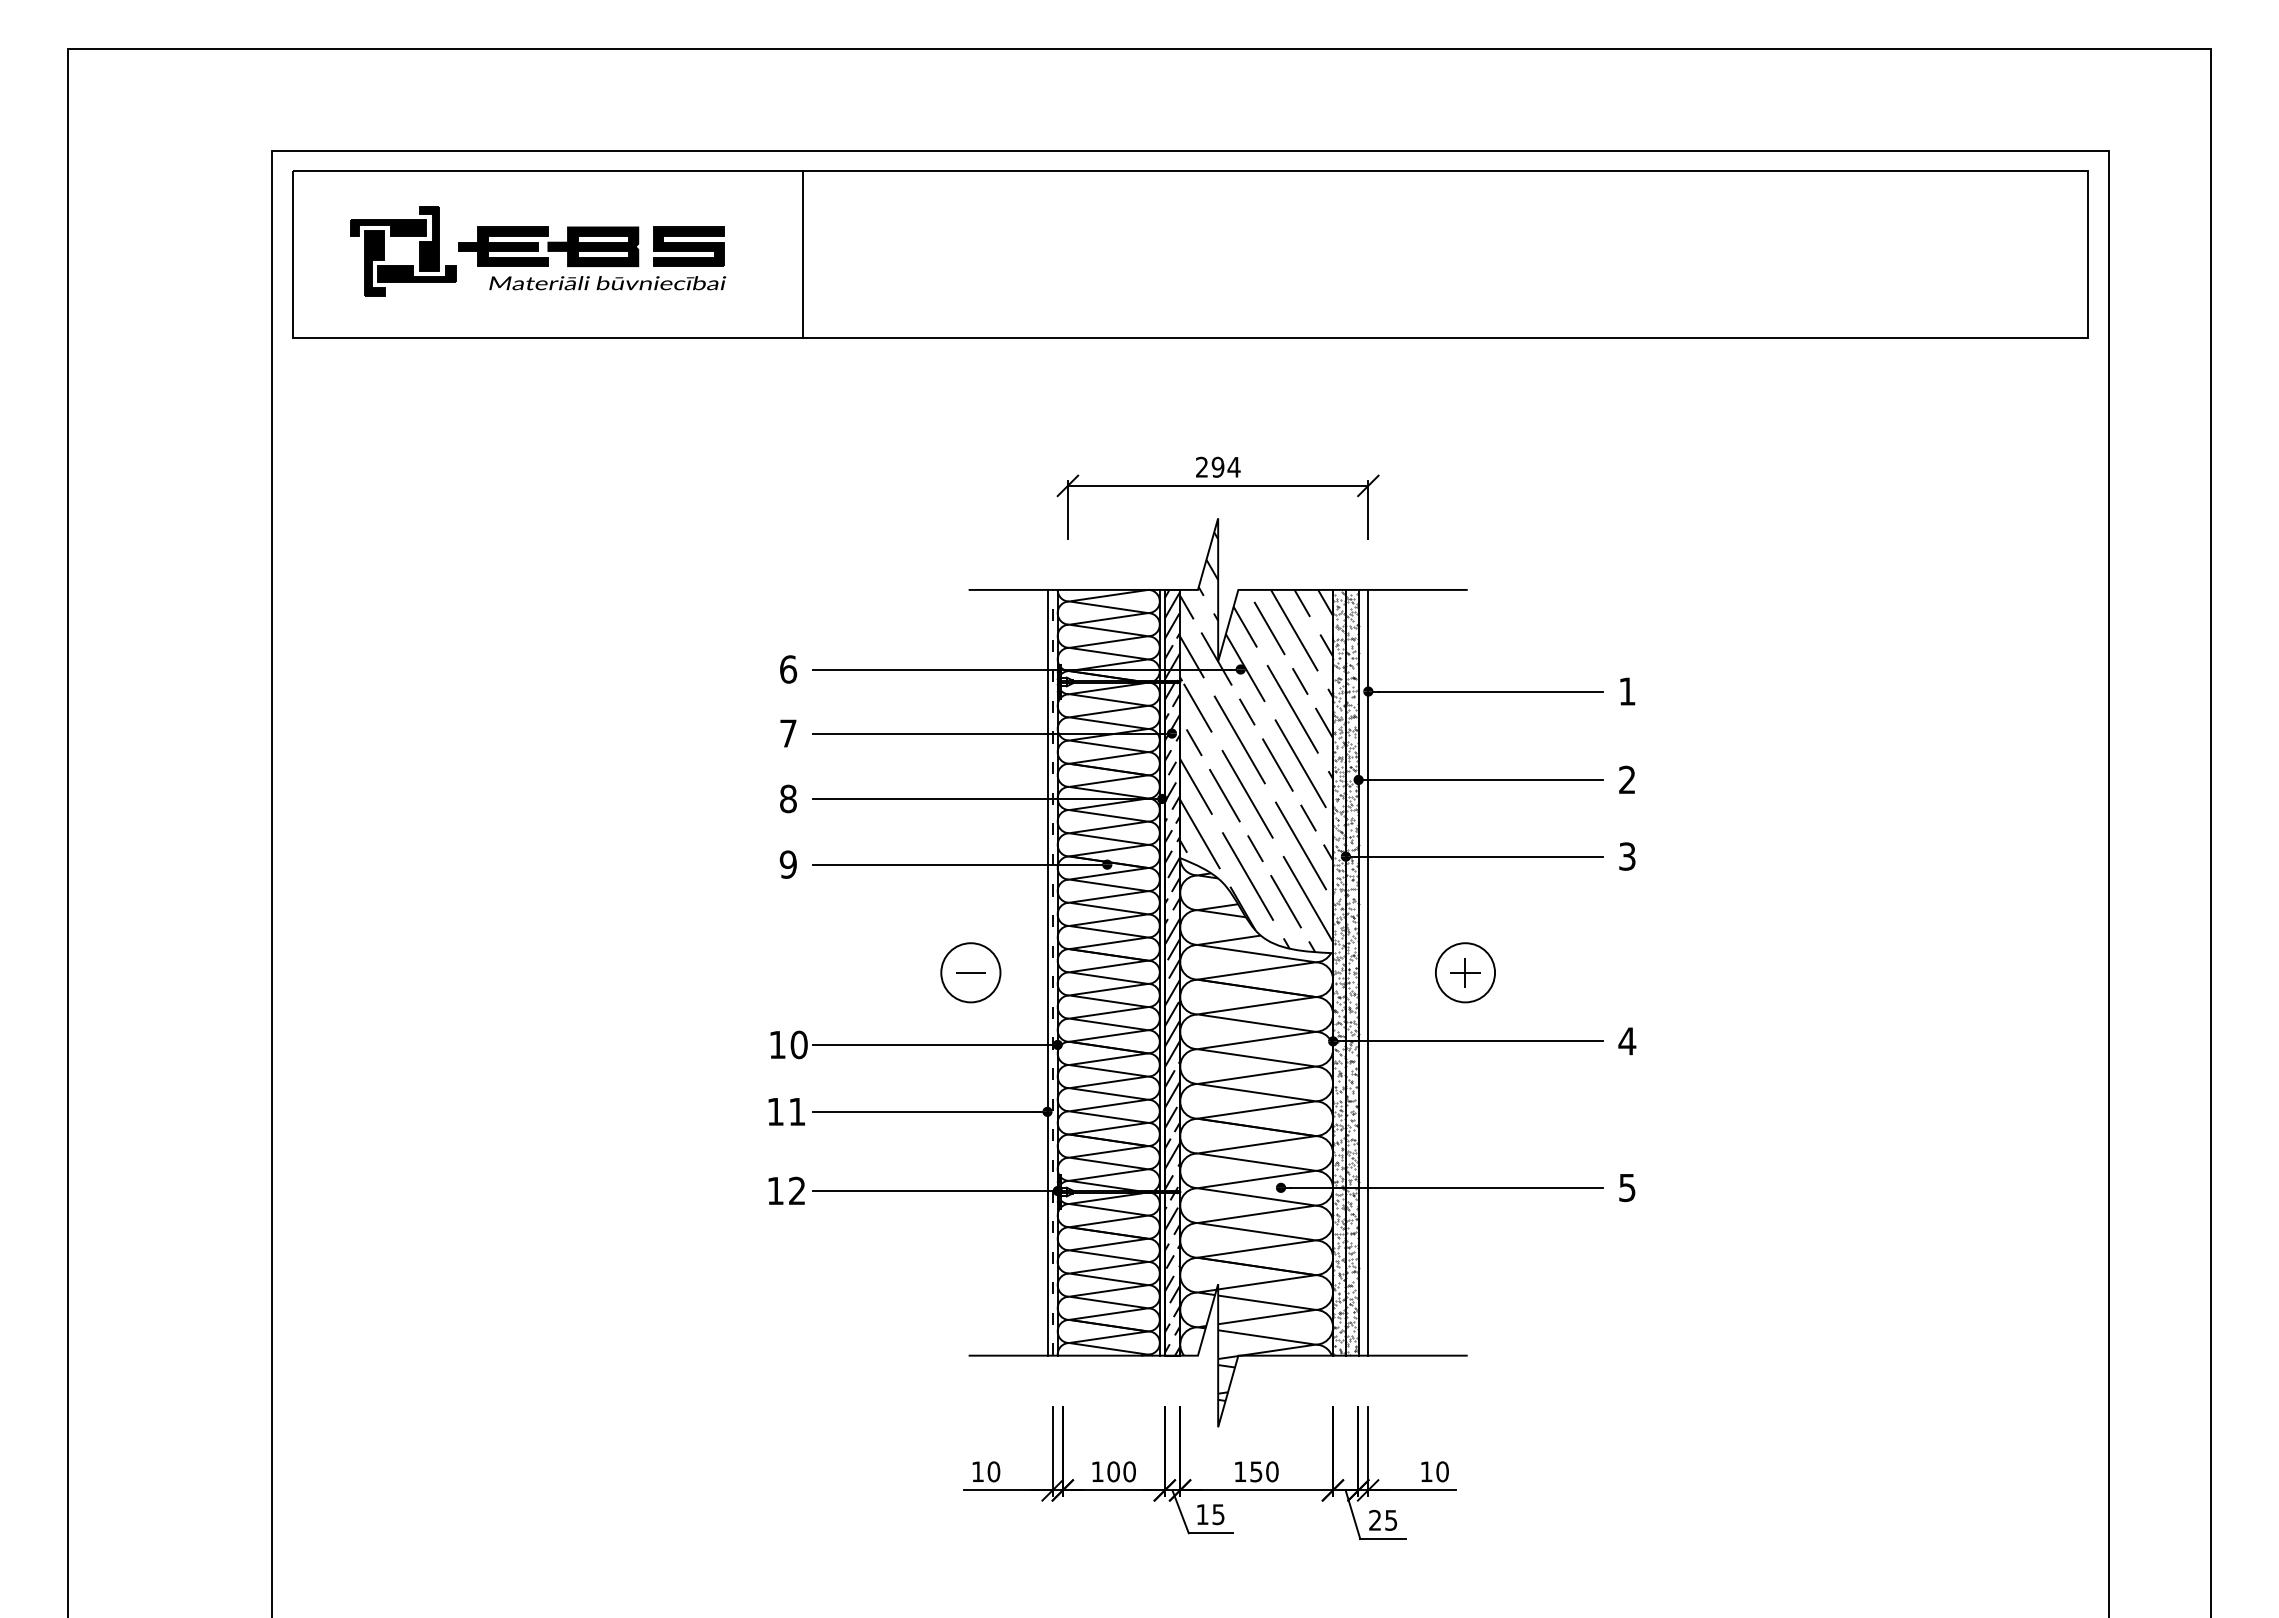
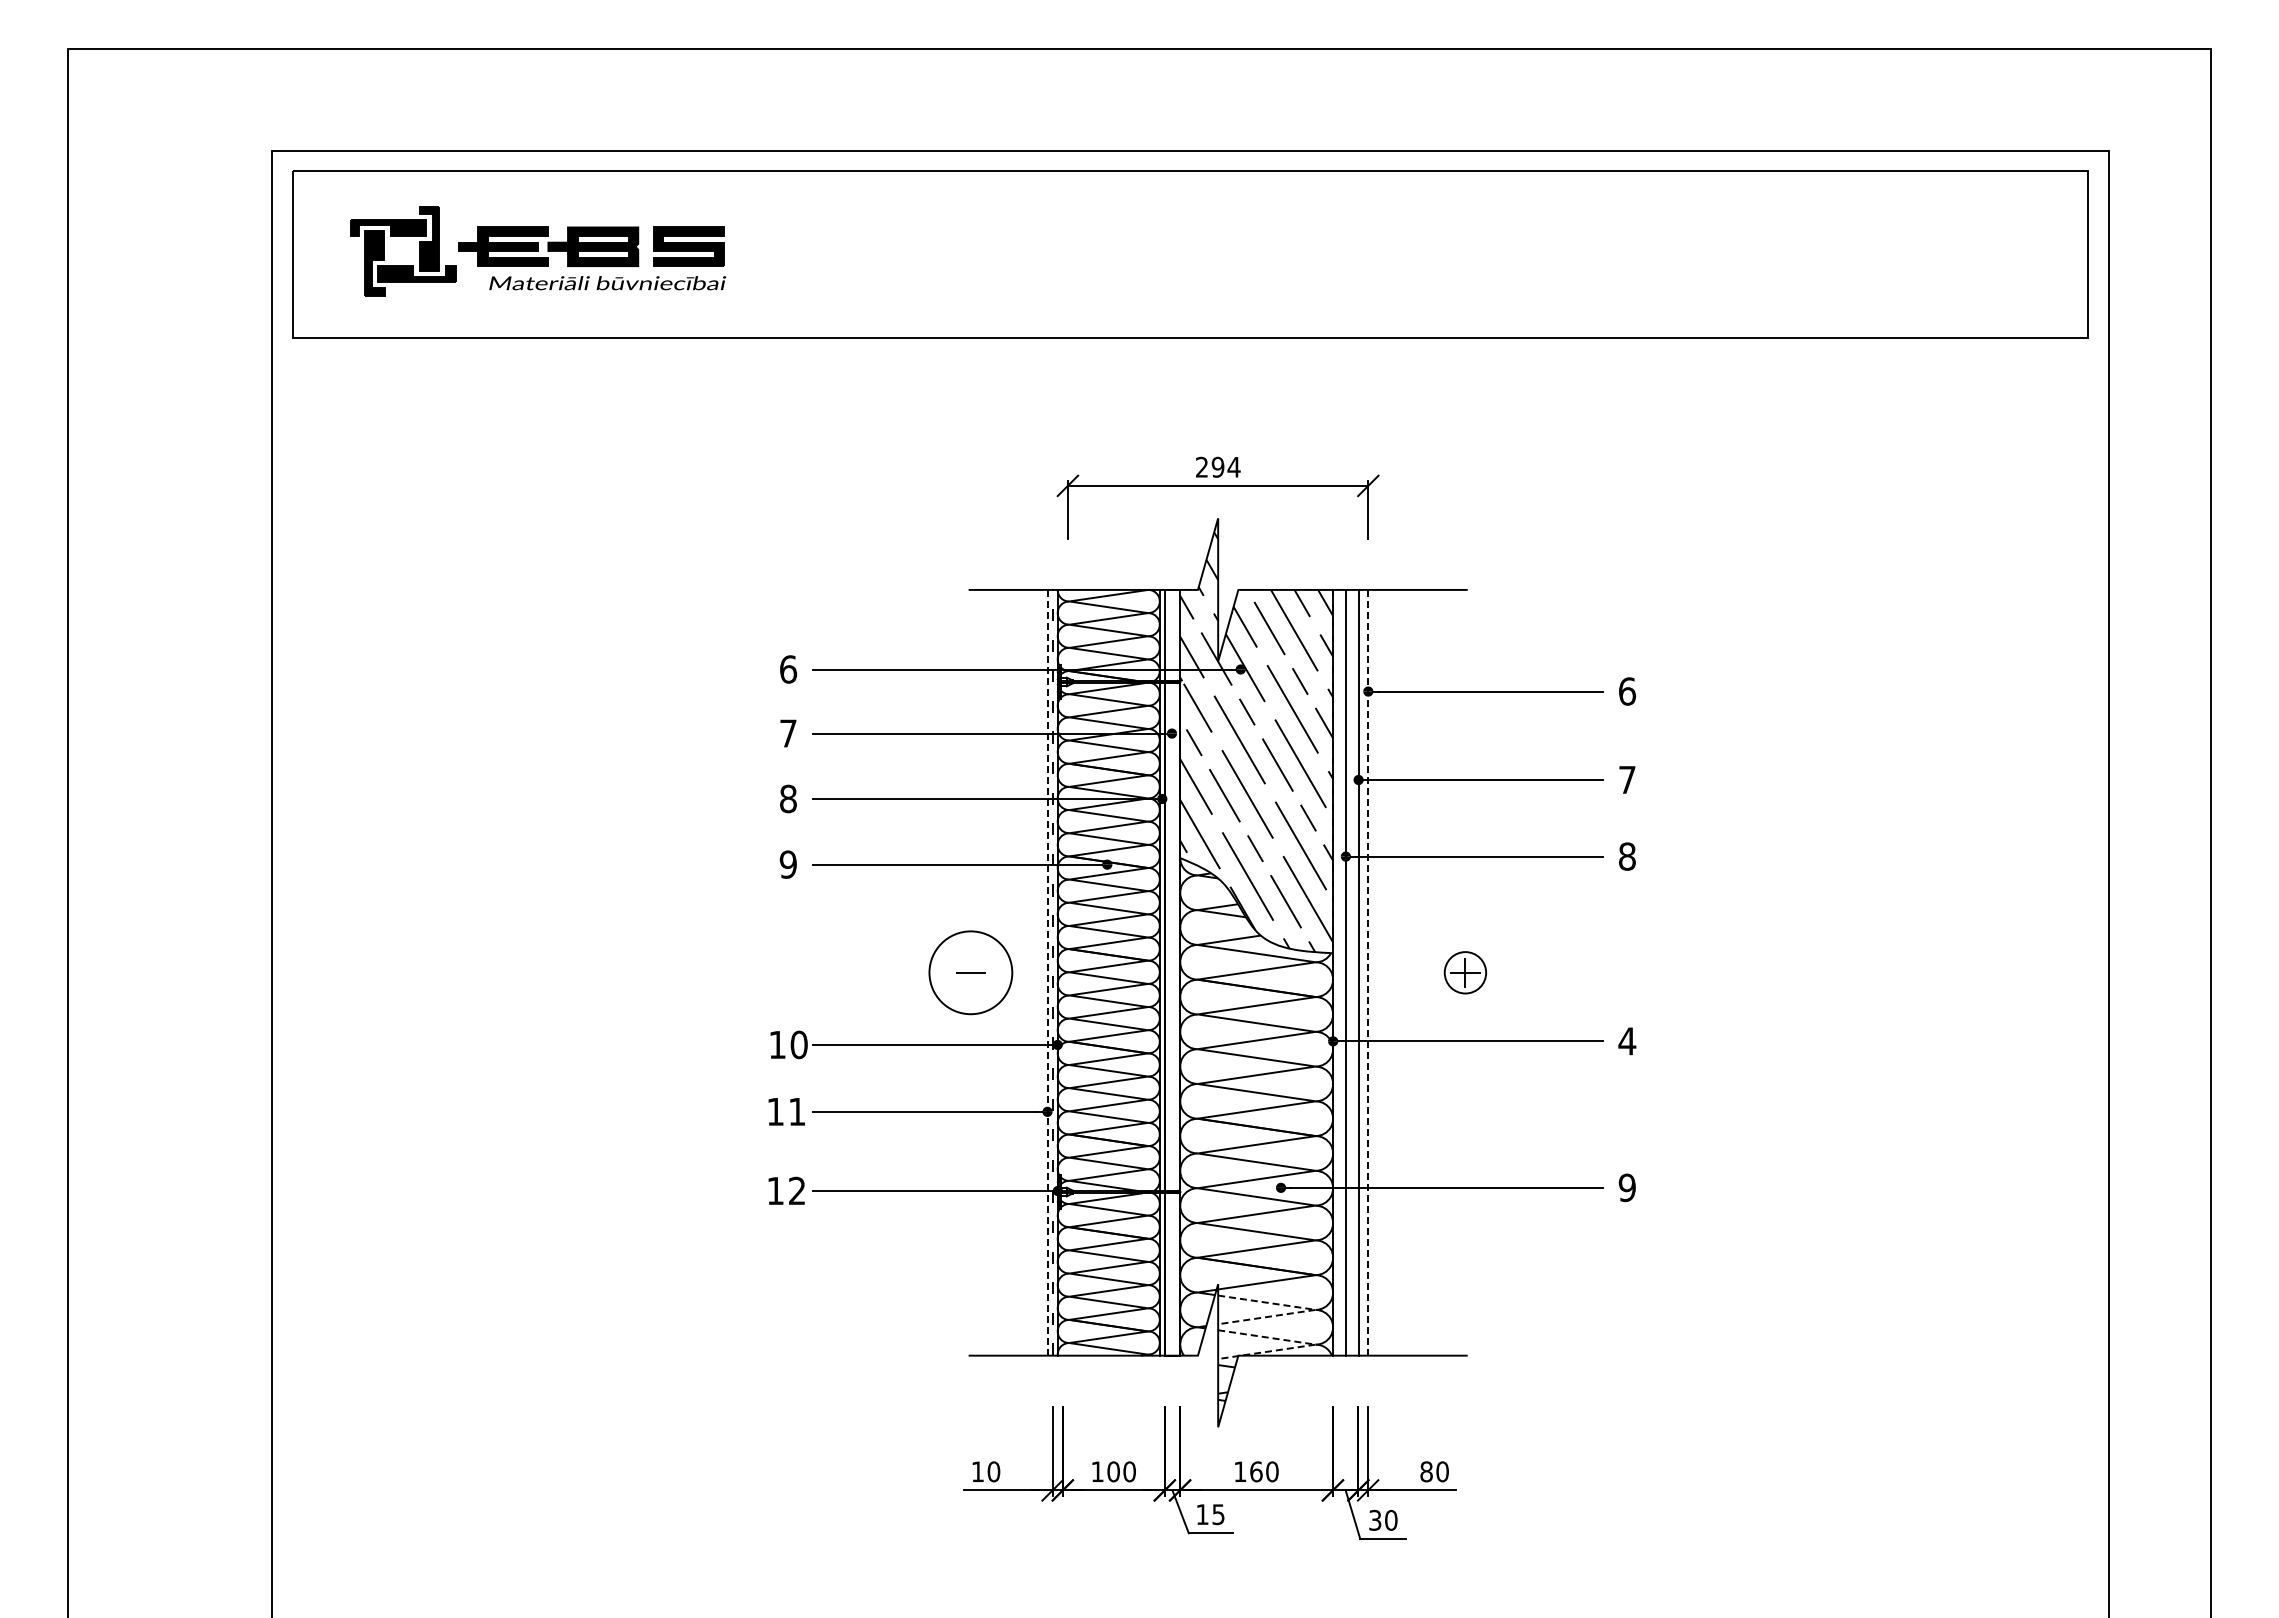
line: present -> none (802, 254)
text: 1 -> 6 (1627, 691)
text: 2 -> 7 (1627, 779)
text: 3 -> 8 (1627, 856)
circle diameter: 59 px -> 83 px (970, 972)
line: solid -> dashed (1047, 972)
hatch: present -> none (1172, 972)
line: solid -> dashed (1368, 972)
circle diameter: 59 px -> 41 px (1465, 972)
hatch: present -> none (1345, 973)
text: 5 -> 9 (1626, 1187)
line: solid -> dashed (1315, 1309)
line: solid -> dashed (1315, 1344)
text: 150 -> 160 (1256, 1471)
text: 10 -> 80 (1426, 1471)
text: 25 -> 30 (1383, 1519)
